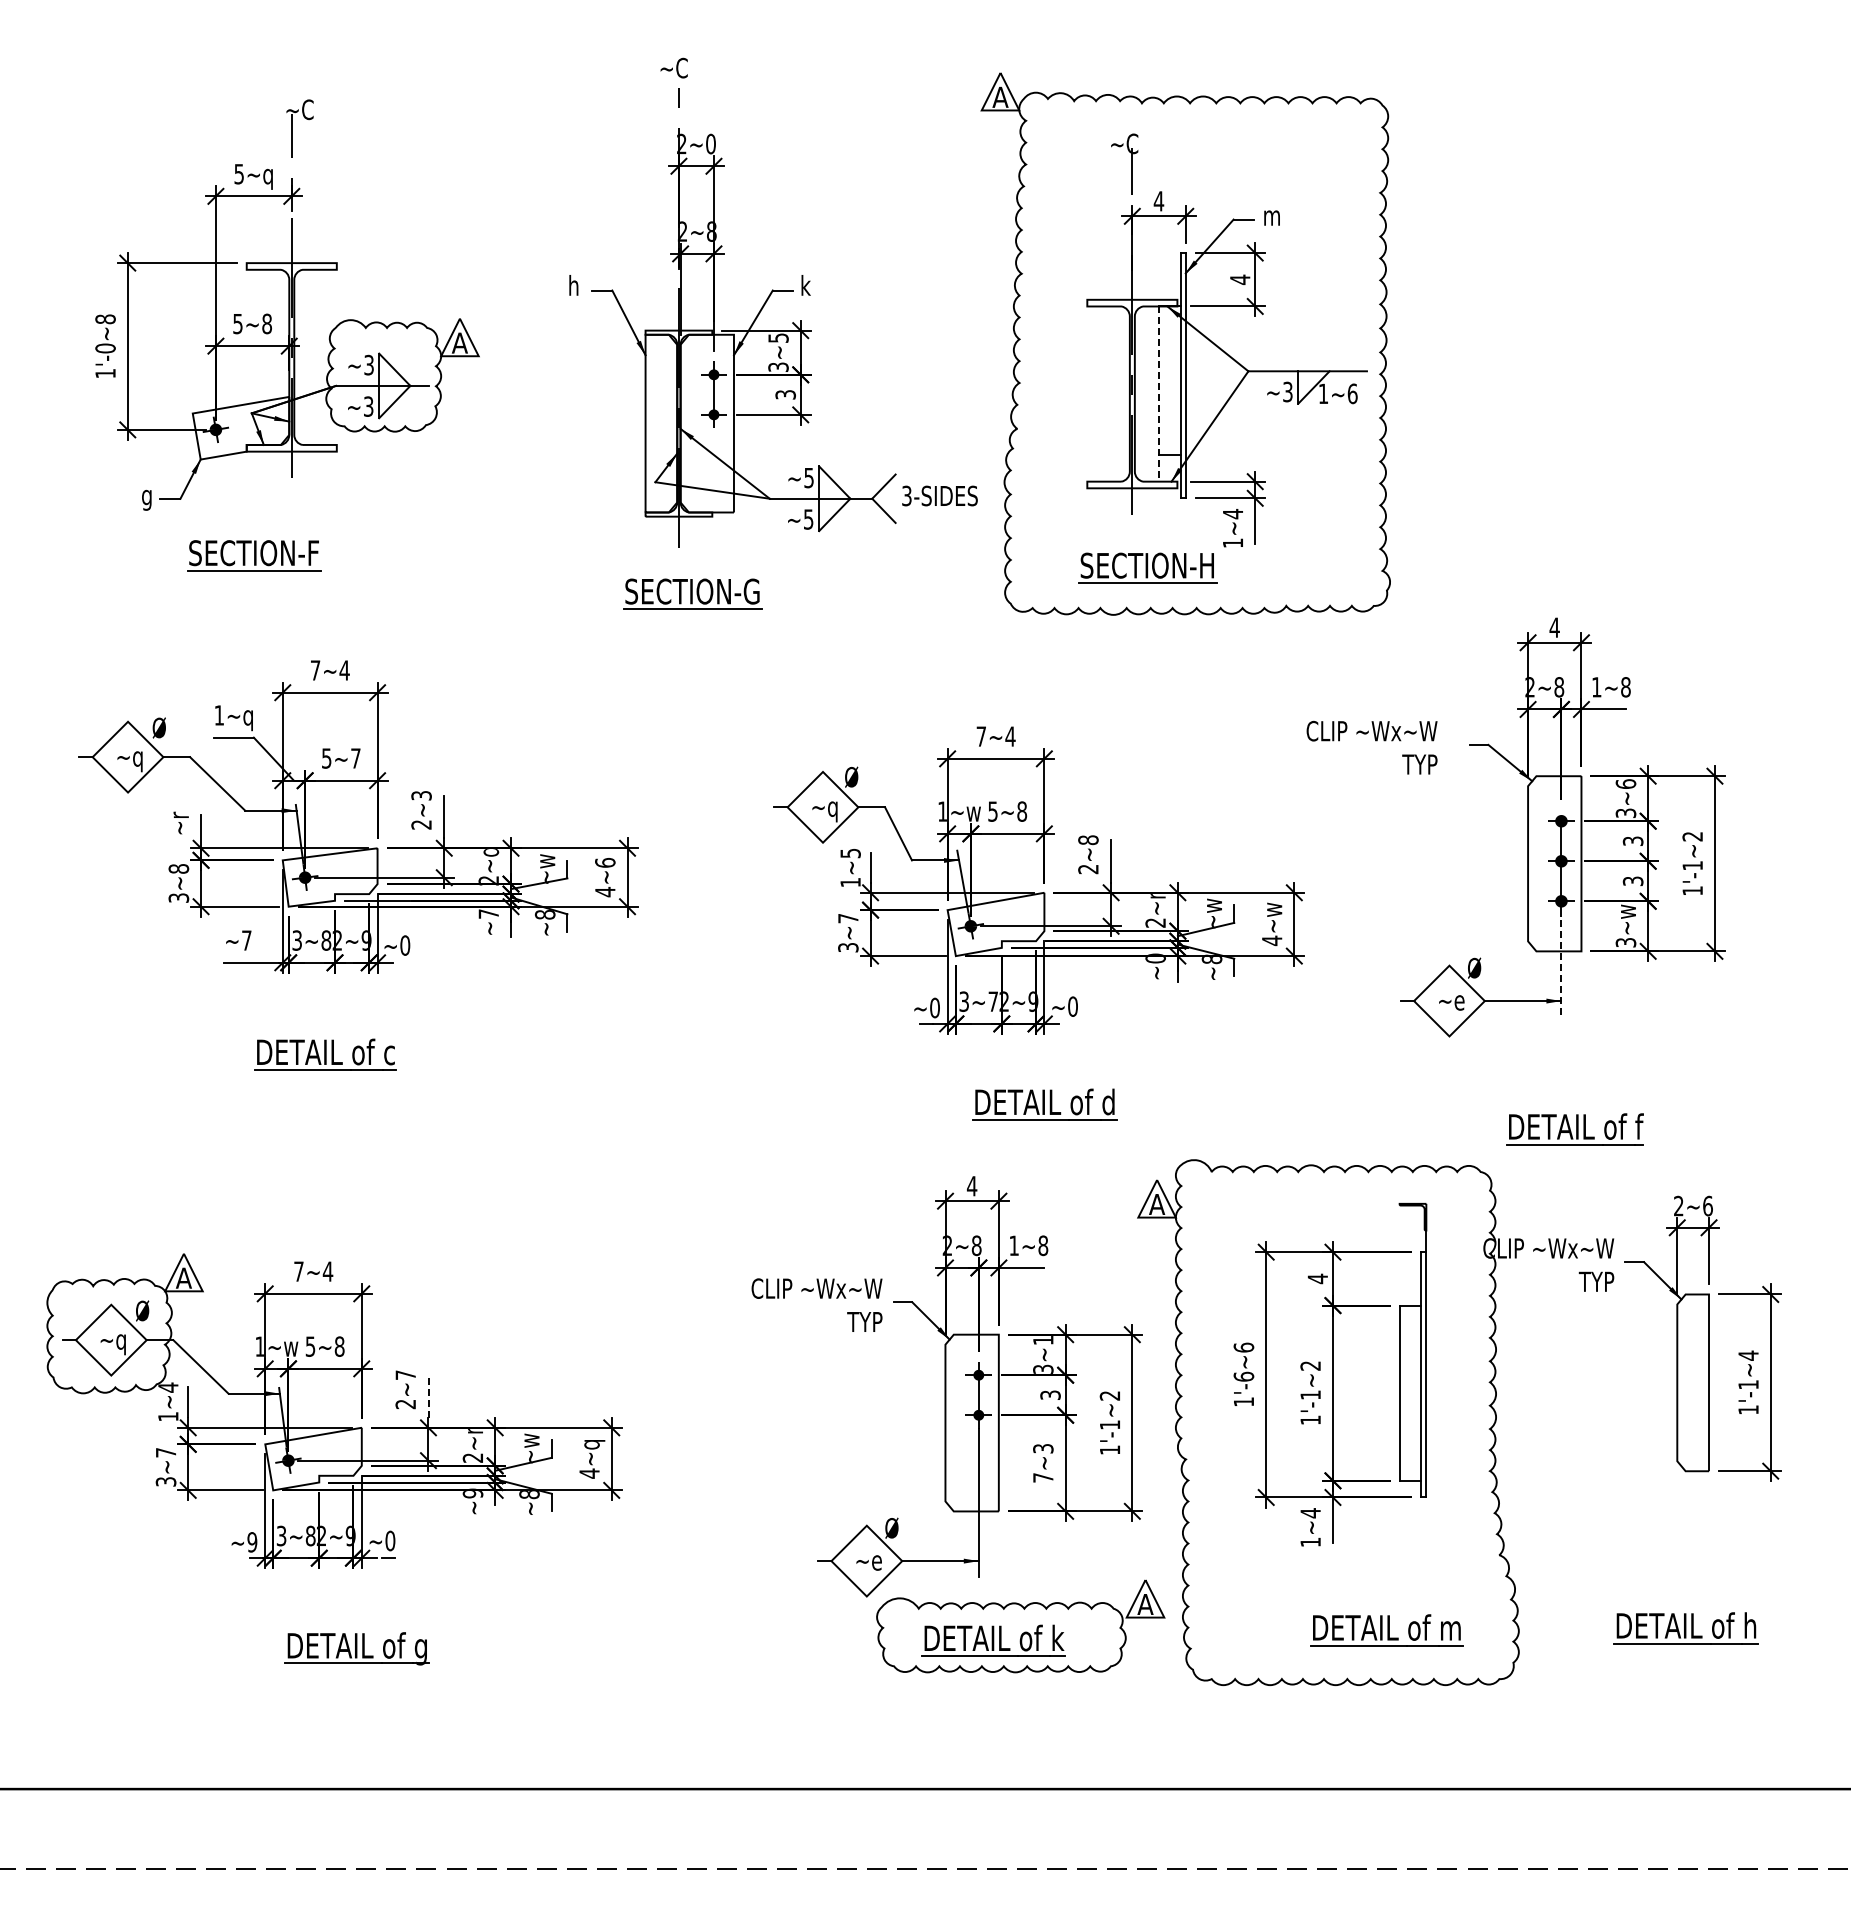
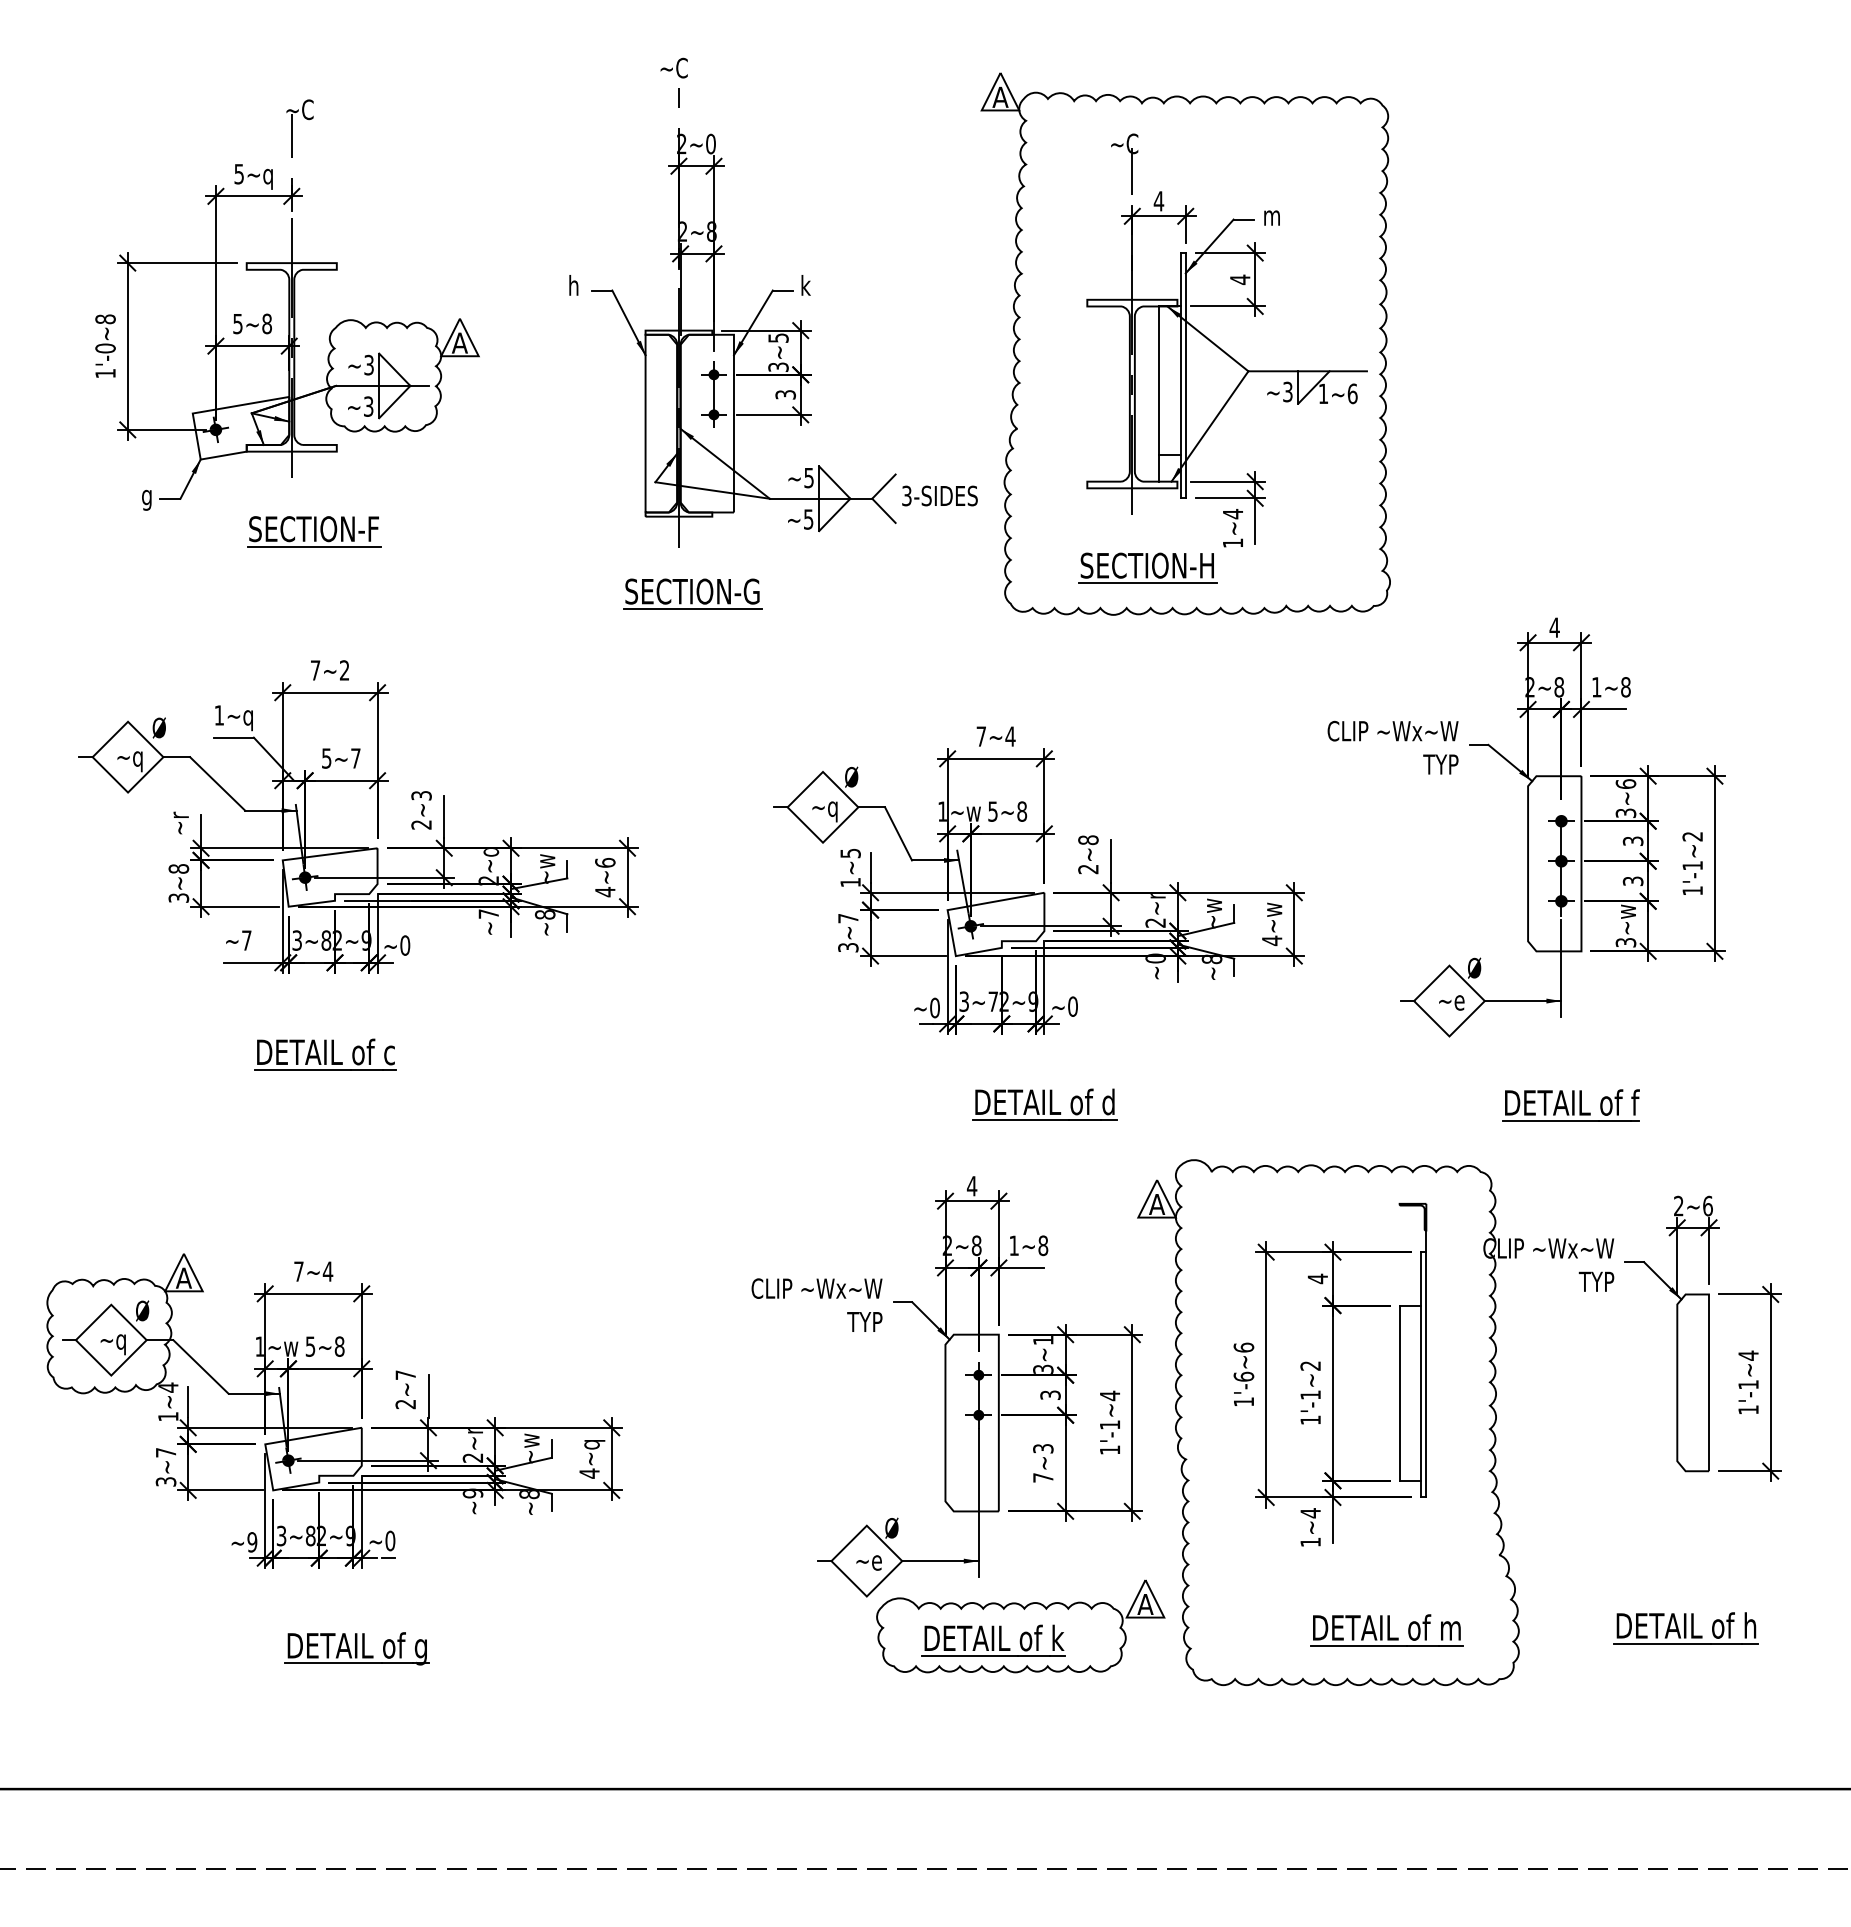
line: dashed -> solid (1159, 394)
part position: (254, 555) -> (314, 531) (314, 531)
text: 7~4 -> 7~2 (344, 670)
text position: (1371, 747) -> (1392, 747) (1392, 747)
line: dashed -> solid (1561, 968)
part position: (1574, 1129) -> (1570, 1105) (1570, 1105)
text: 1'-1~2 -> 1'-1~4 (1109, 1395)
line: dashed -> solid (428, 1396)
